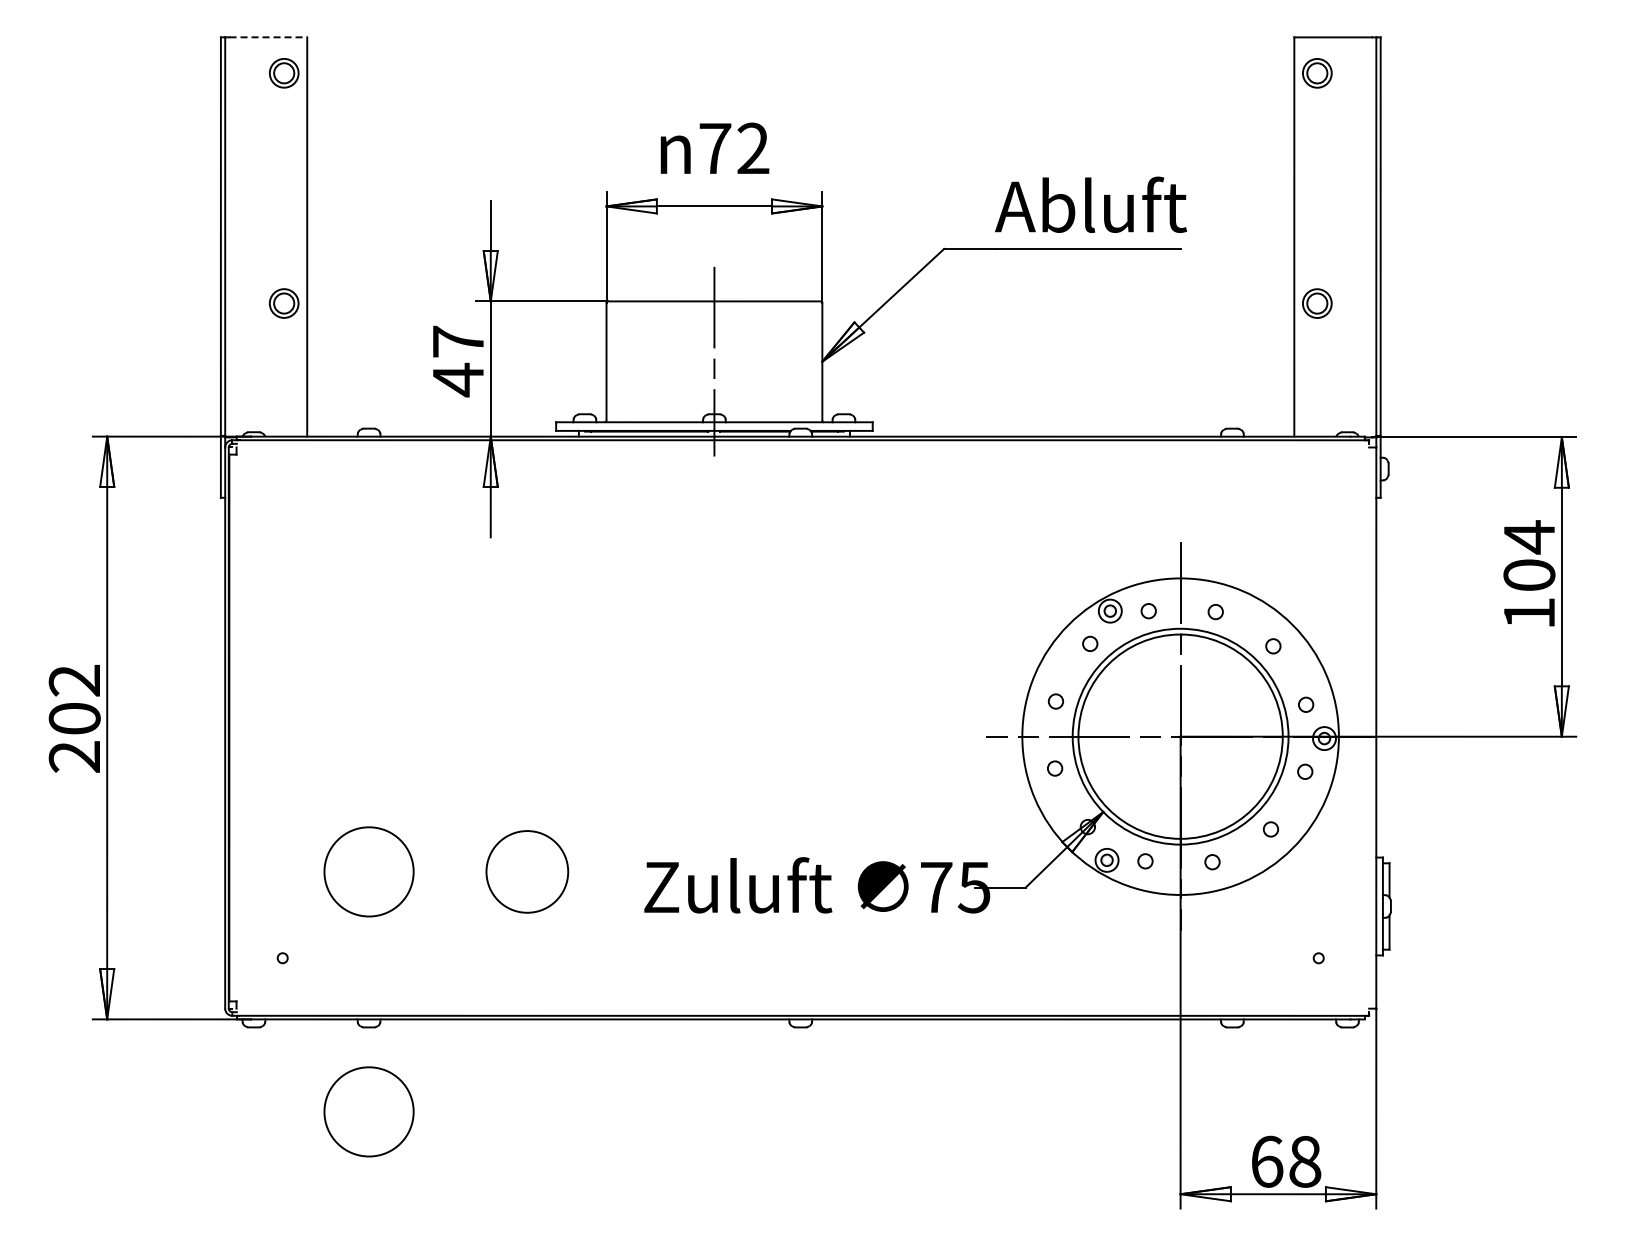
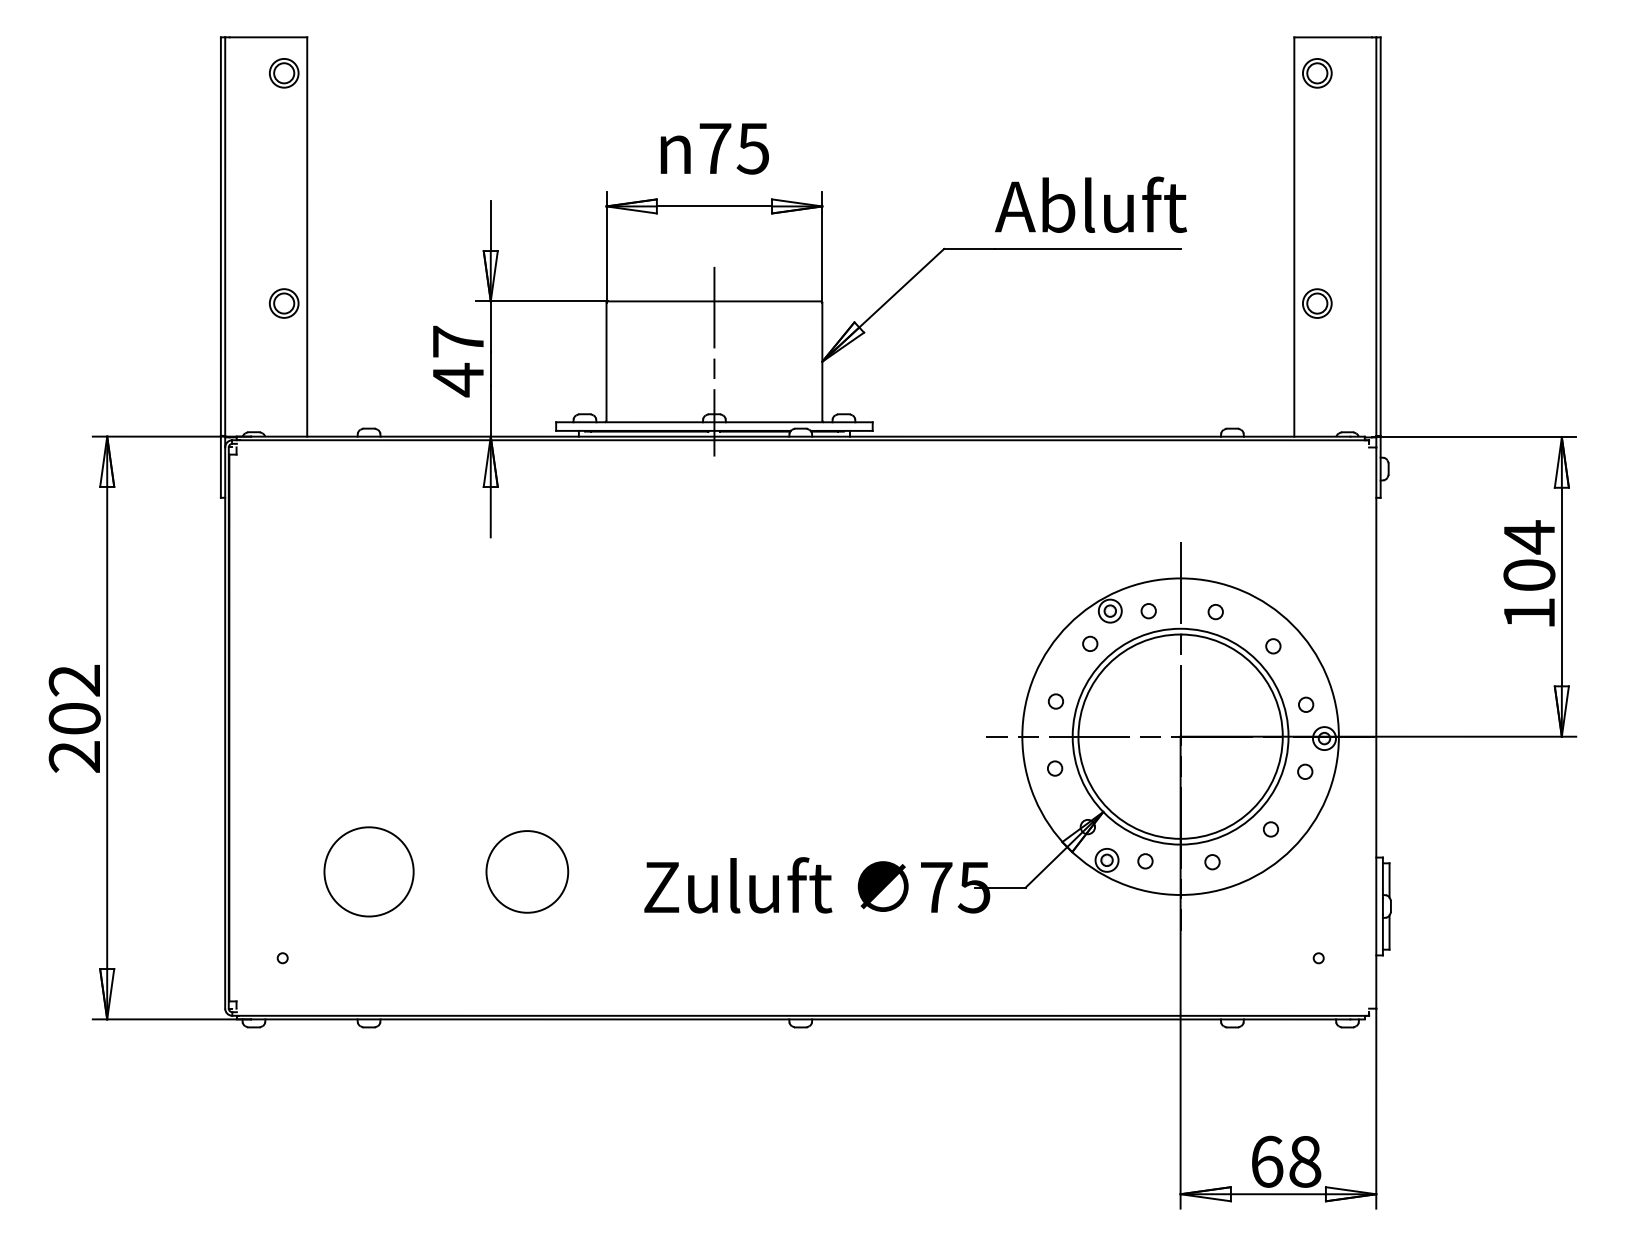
line: dashed -> solid (268, 37)
text: 72 -> 75 (752, 148)
circle: present -> none (368, 1111)
